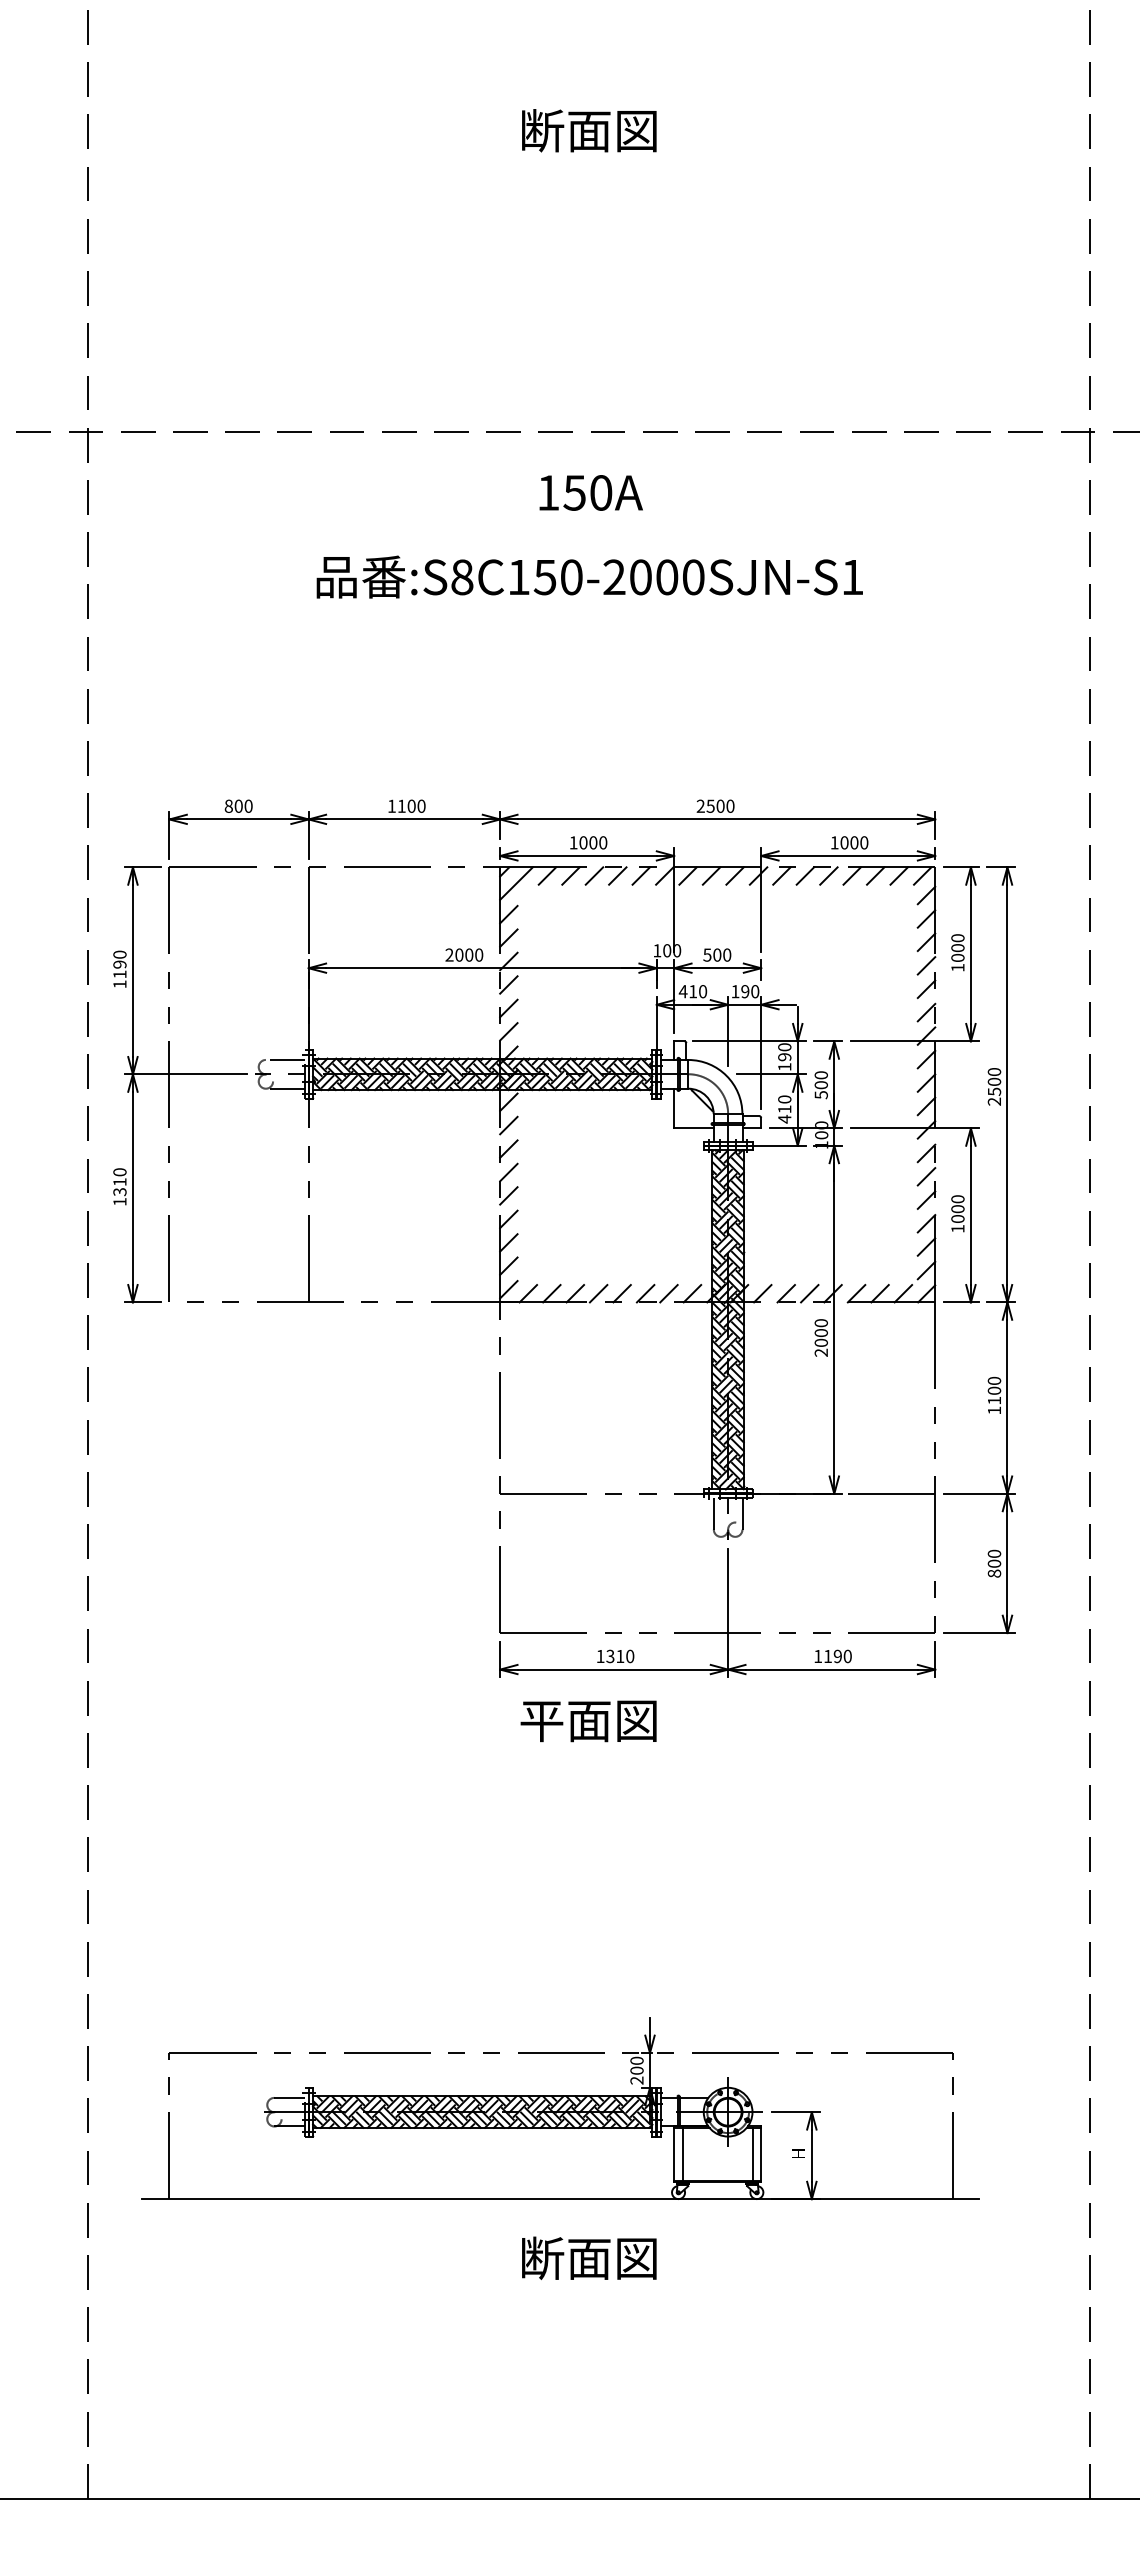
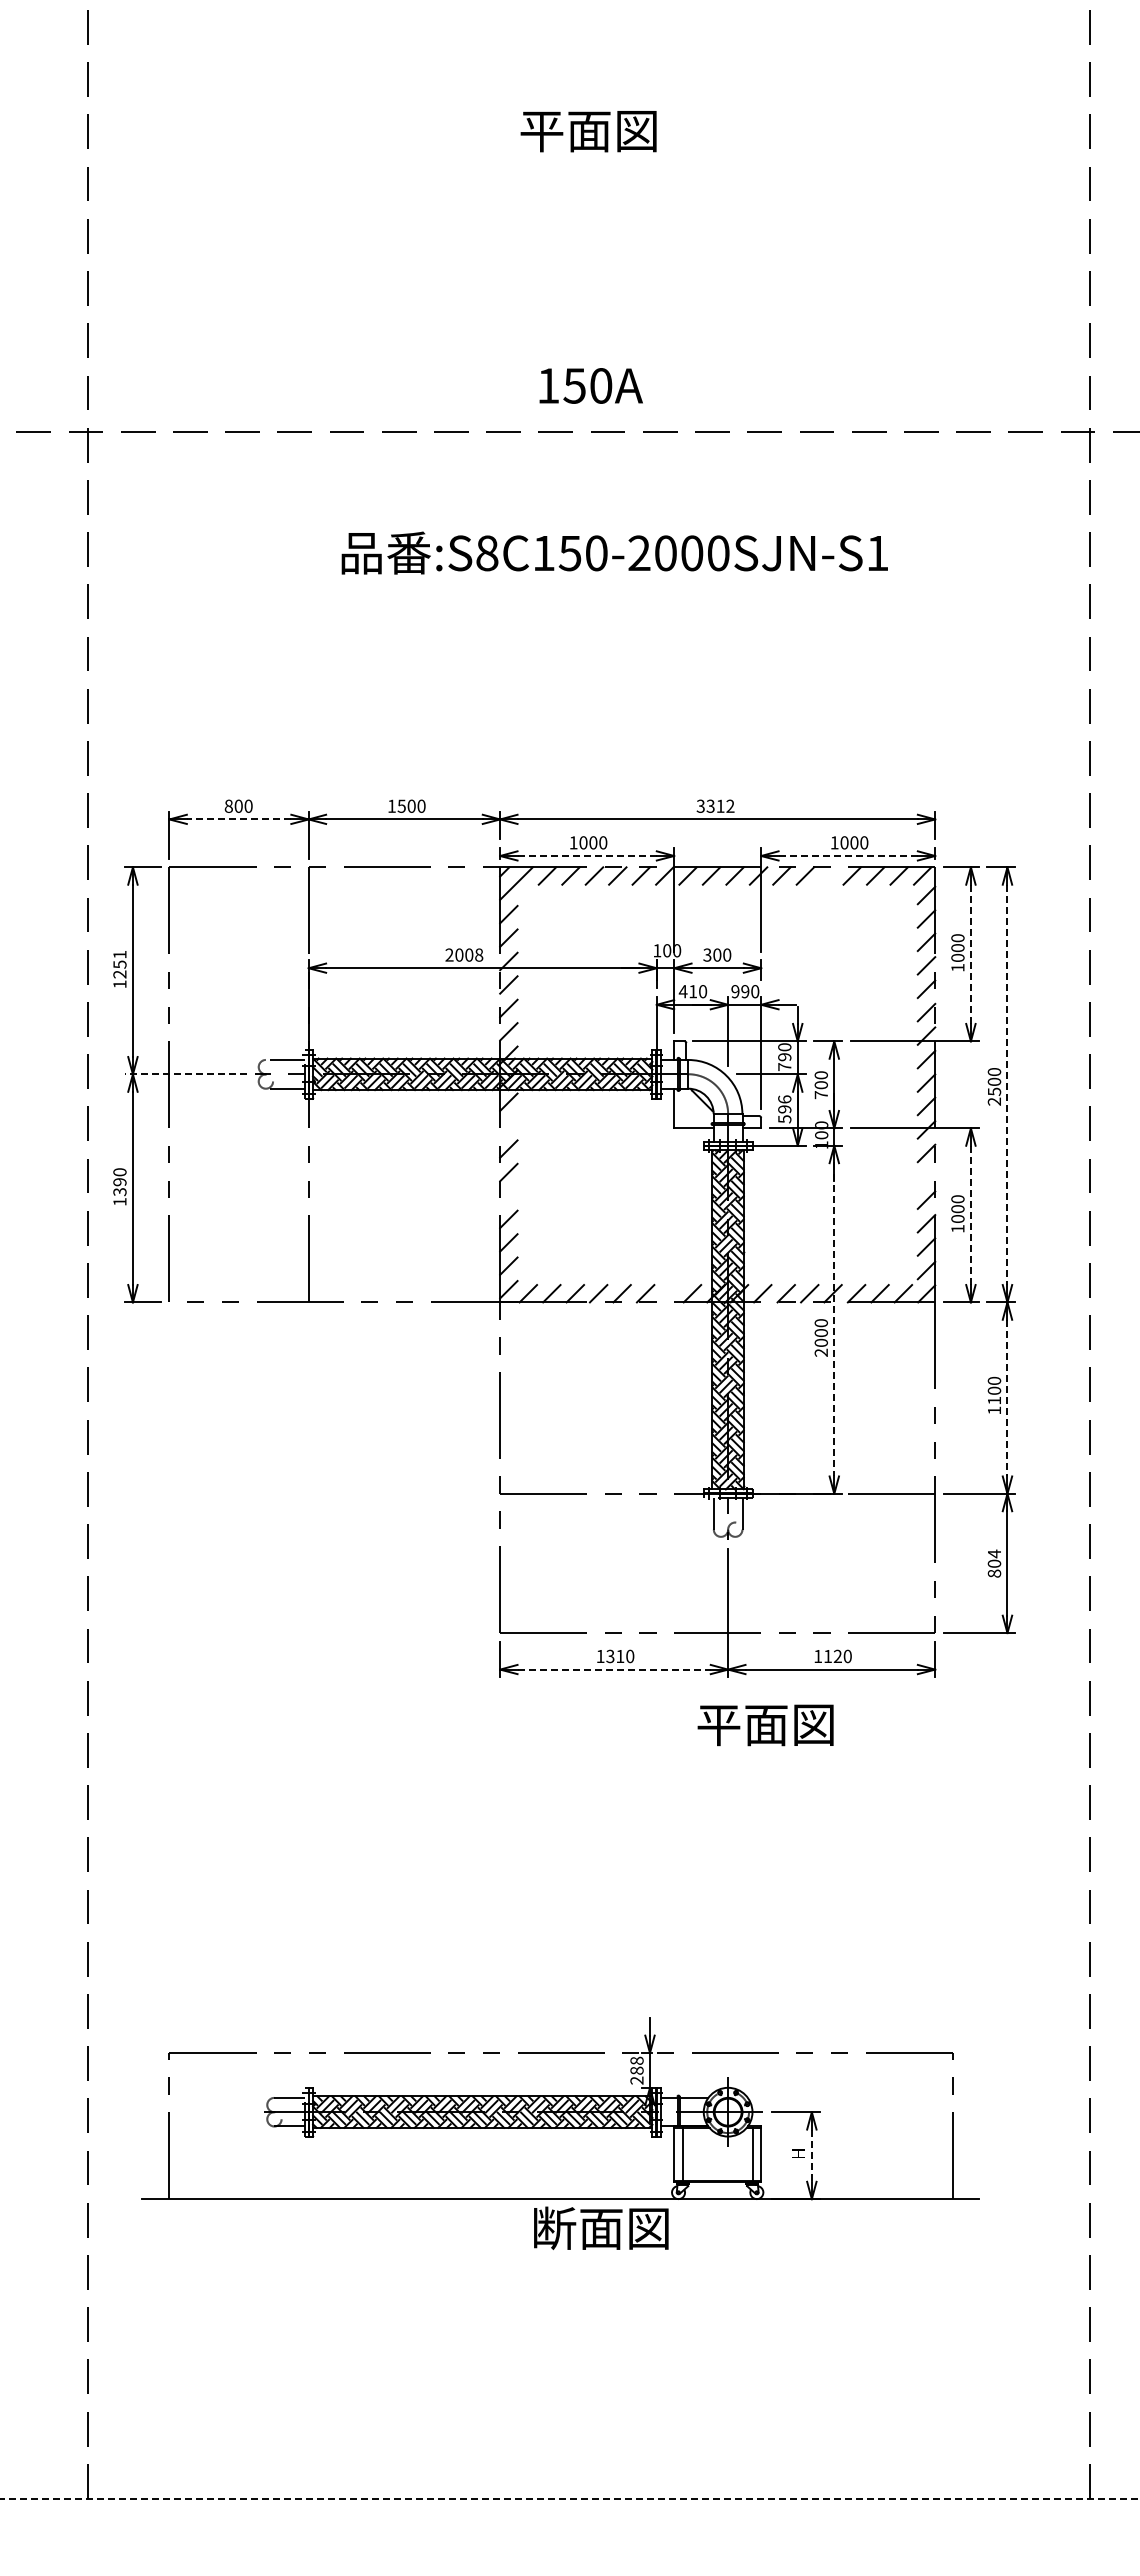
text: 断面図 -> 平面図 (542, 130)
text position: (590, 492) -> (590, 385) (590, 385)
text position: (589, 576) -> (614, 552) (614, 552)
text: 1100 -> 1500 (401, 805)
text: 2500 -> 3312 (715, 805)
line: solid -> dashed (238, 819)
line: solid -> dashed (587, 856)
line: solid -> dashed (848, 856)
line: present -> none (828, 875)
text: 500 -> 300 (707, 954)
line: solid -> dashed (970, 954)
text: 2000 -> 2008 (479, 955)
text: 1190 -> 1251 (119, 964)
text: 190 -> 990 (735, 991)
text: 190 -> 790 (784, 1066)
line: solid -> dashed (185, 1074)
line: solid -> dashed (1007, 1085)
text: 500 -> 700 (820, 1095)
text: 410 -> 596 (784, 1109)
line: present -> none (508, 1125)
line: present -> none (926, 1176)
text: 1310 -> 1390 (119, 1182)
line: present -> none (508, 1195)
line: solid -> dashed (970, 1215)
line: present -> none (668, 1293)
line: solid -> dashed (834, 1319)
line: solid -> dashed (1007, 1398)
text: 800 -> 804 (994, 1553)
text: 1190 -> 1120 (837, 1656)
line: solid -> dashed (614, 1669)
text position: (588, 1721) -> (765, 1725) (765, 1725)
text: 200 -> 288 (637, 2065)
line: solid -> dashed (811, 2156)
text position: (589, 2257) -> (601, 2227) (601, 2227)
line: solid -> dashed (569, 2498)
